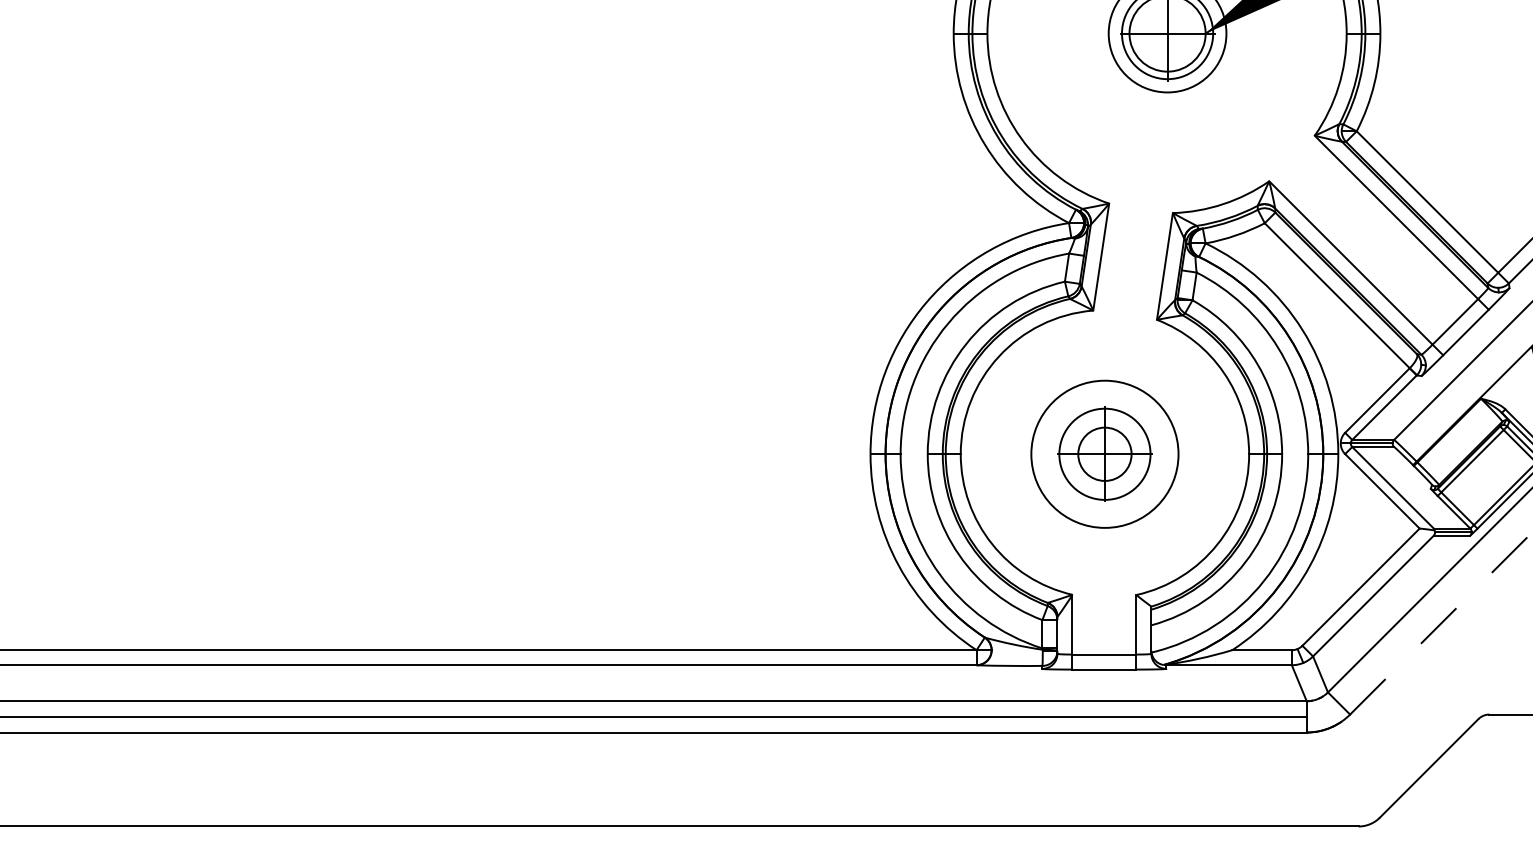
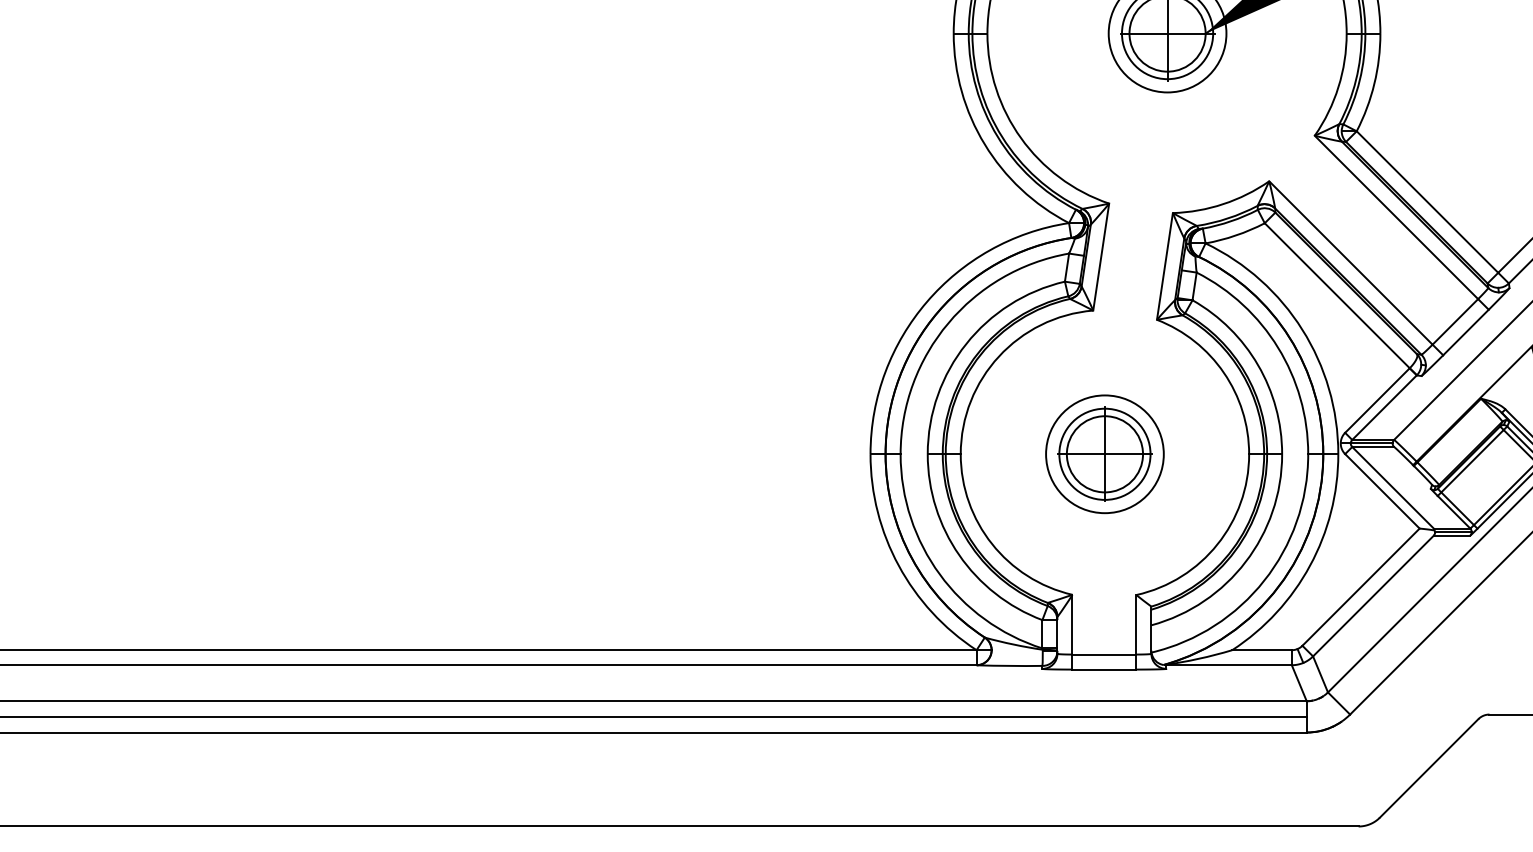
circle diameter: 147 px -> 118 px (1104, 454)
circle diameter: 53 px -> 76 px (1104, 454)
line: dashed -> solid (1441, 623)
